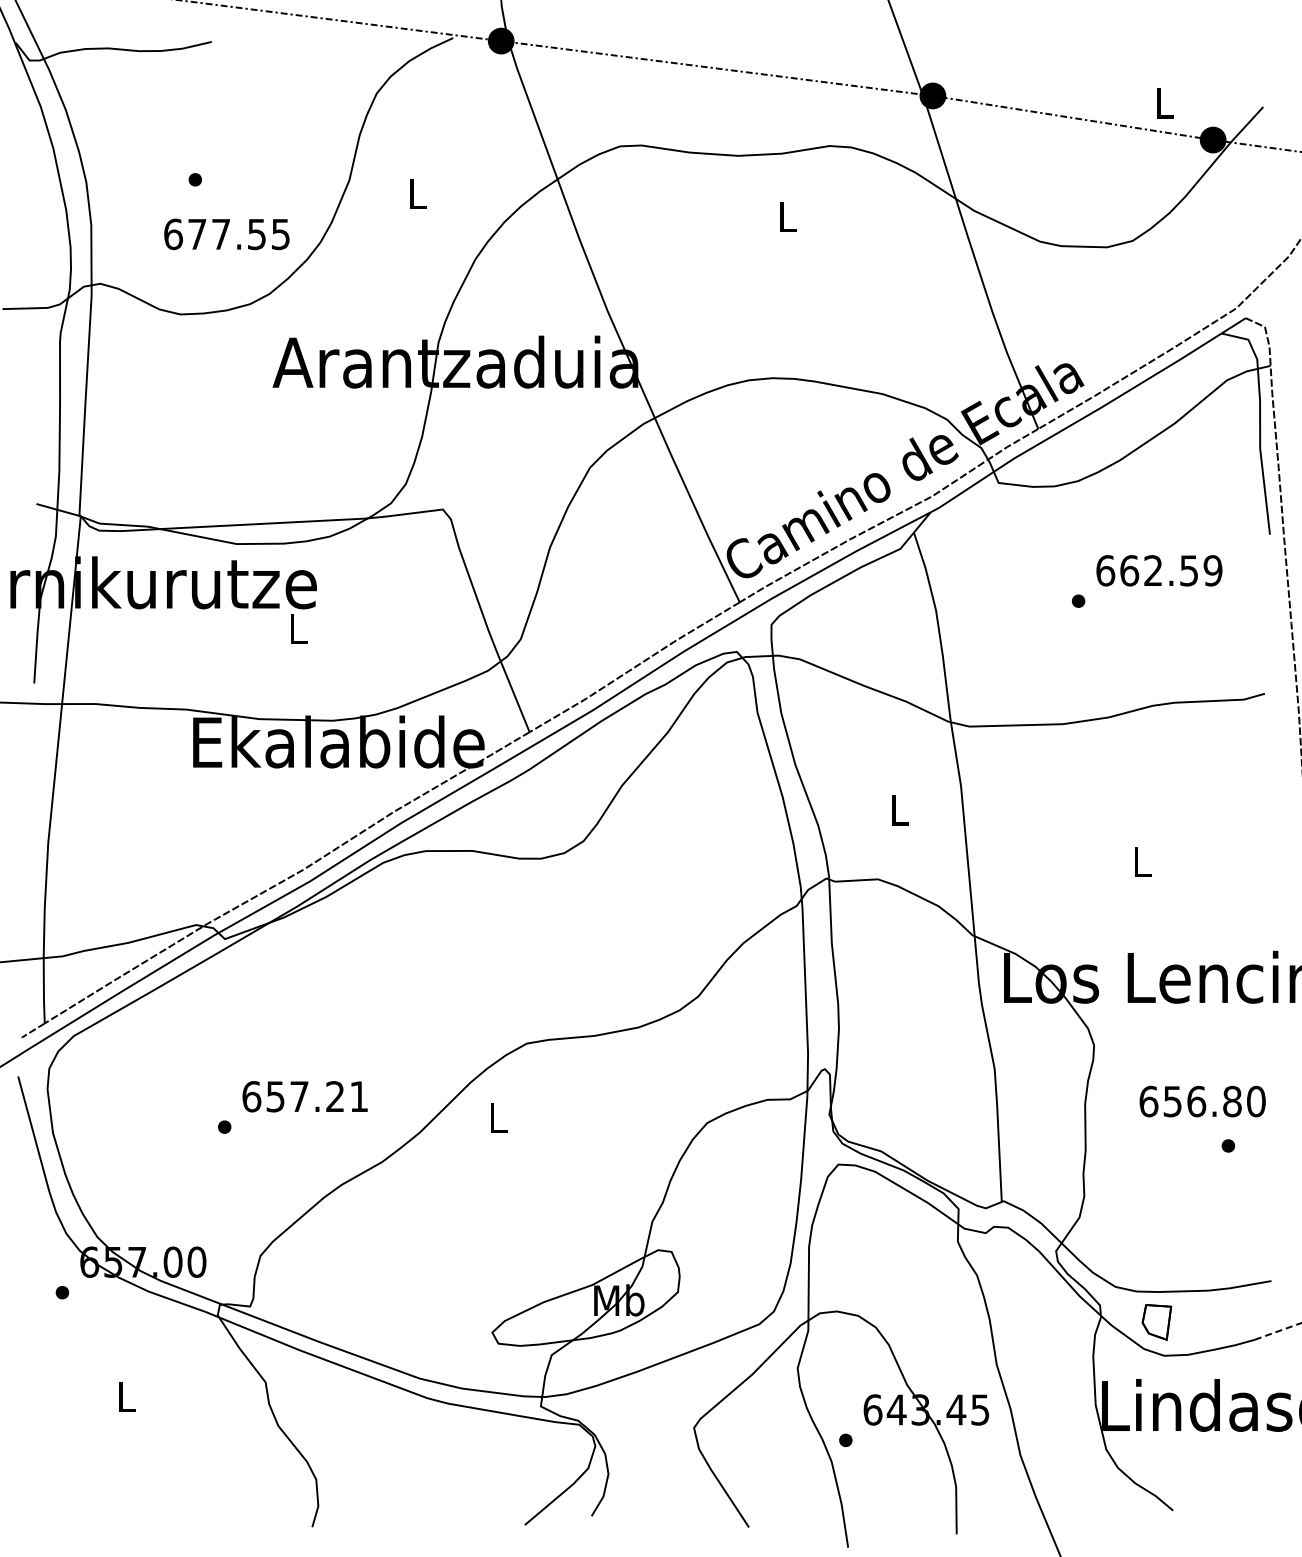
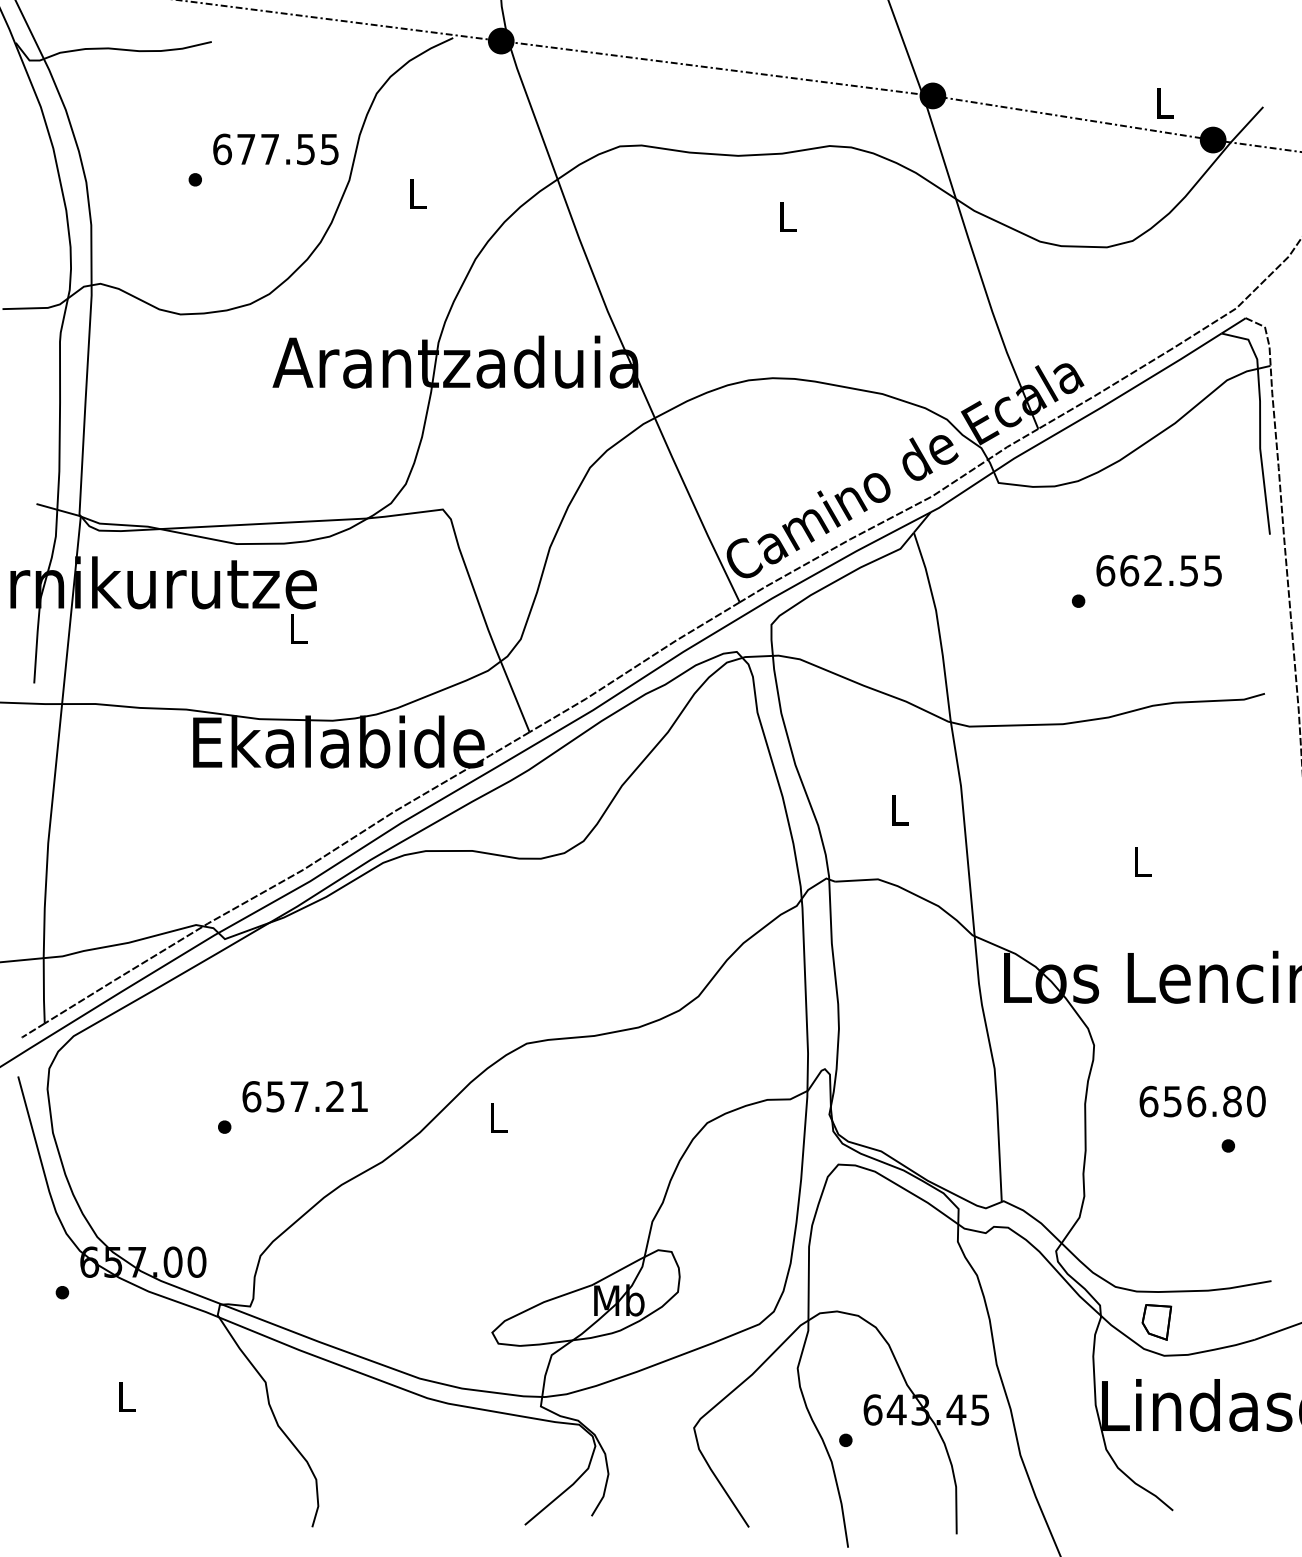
text position: (226, 234) -> (275, 149) (275, 149)
text: 662.59 -> 662.55 (1212, 570)
line: dashed -> solid (1278, 1331)
